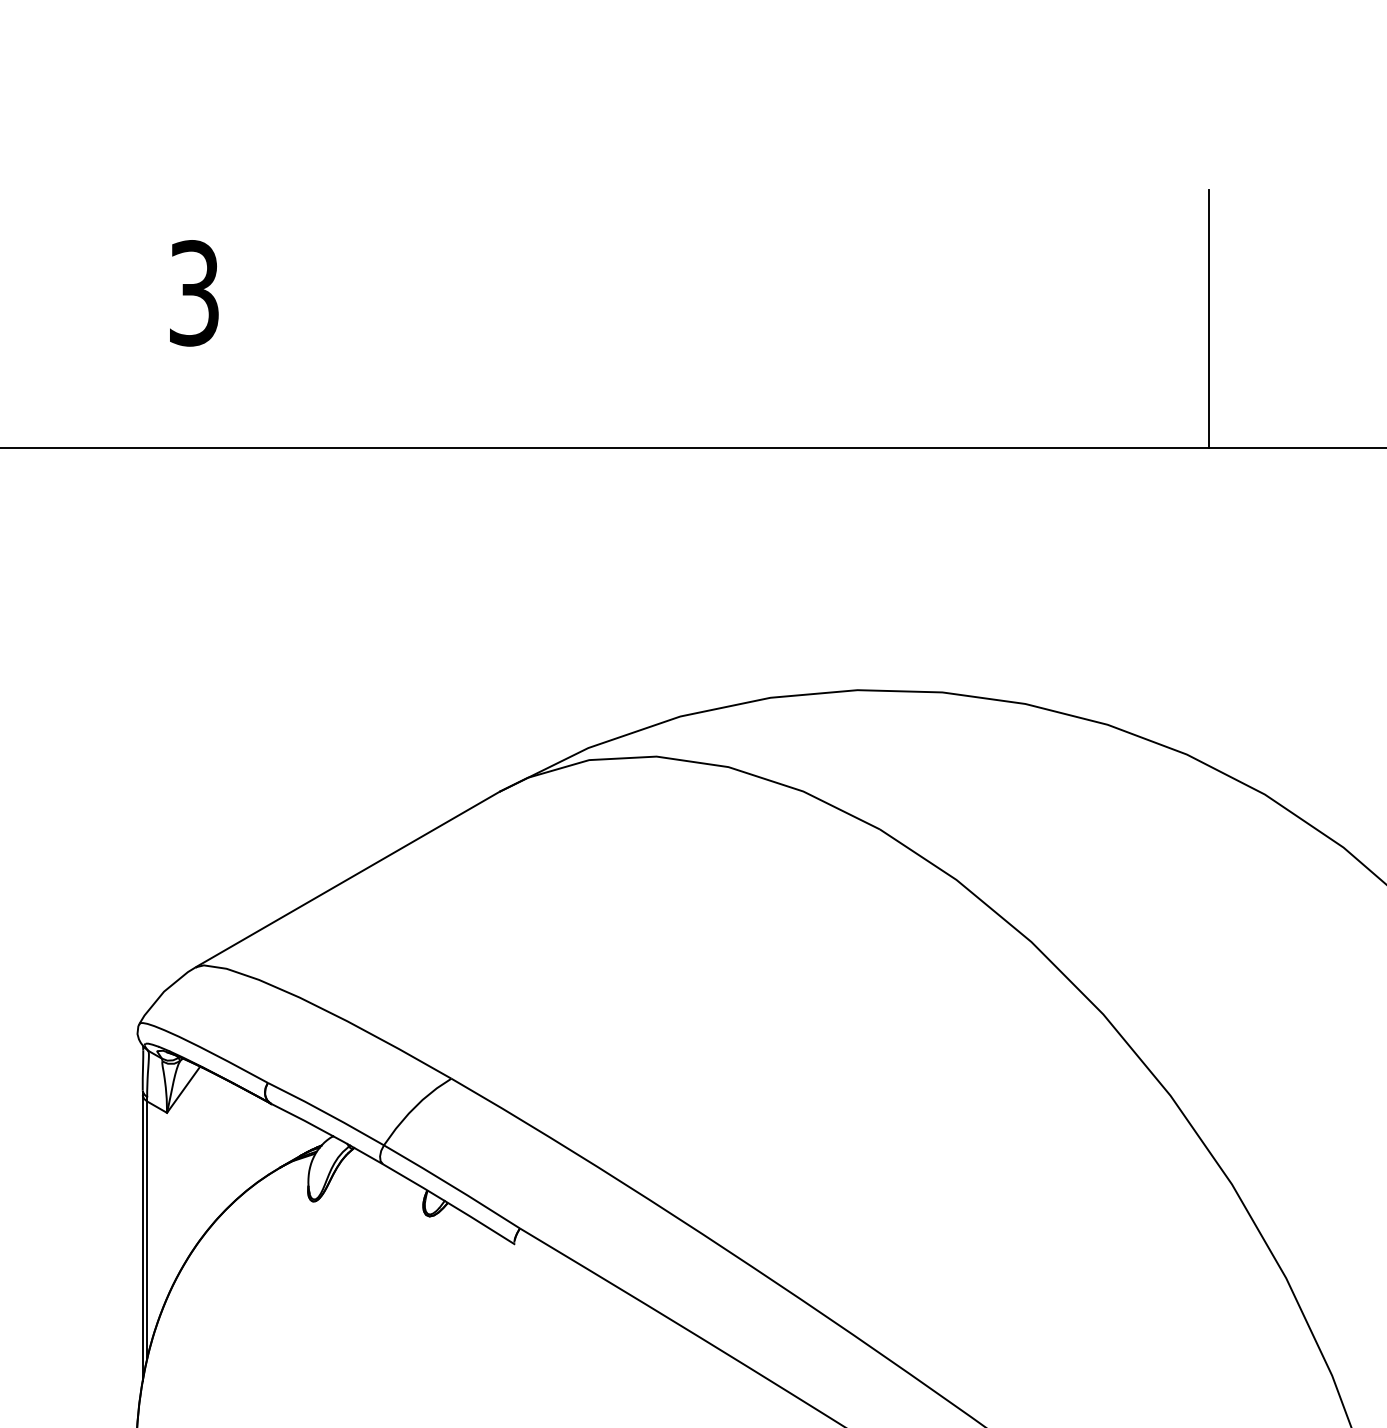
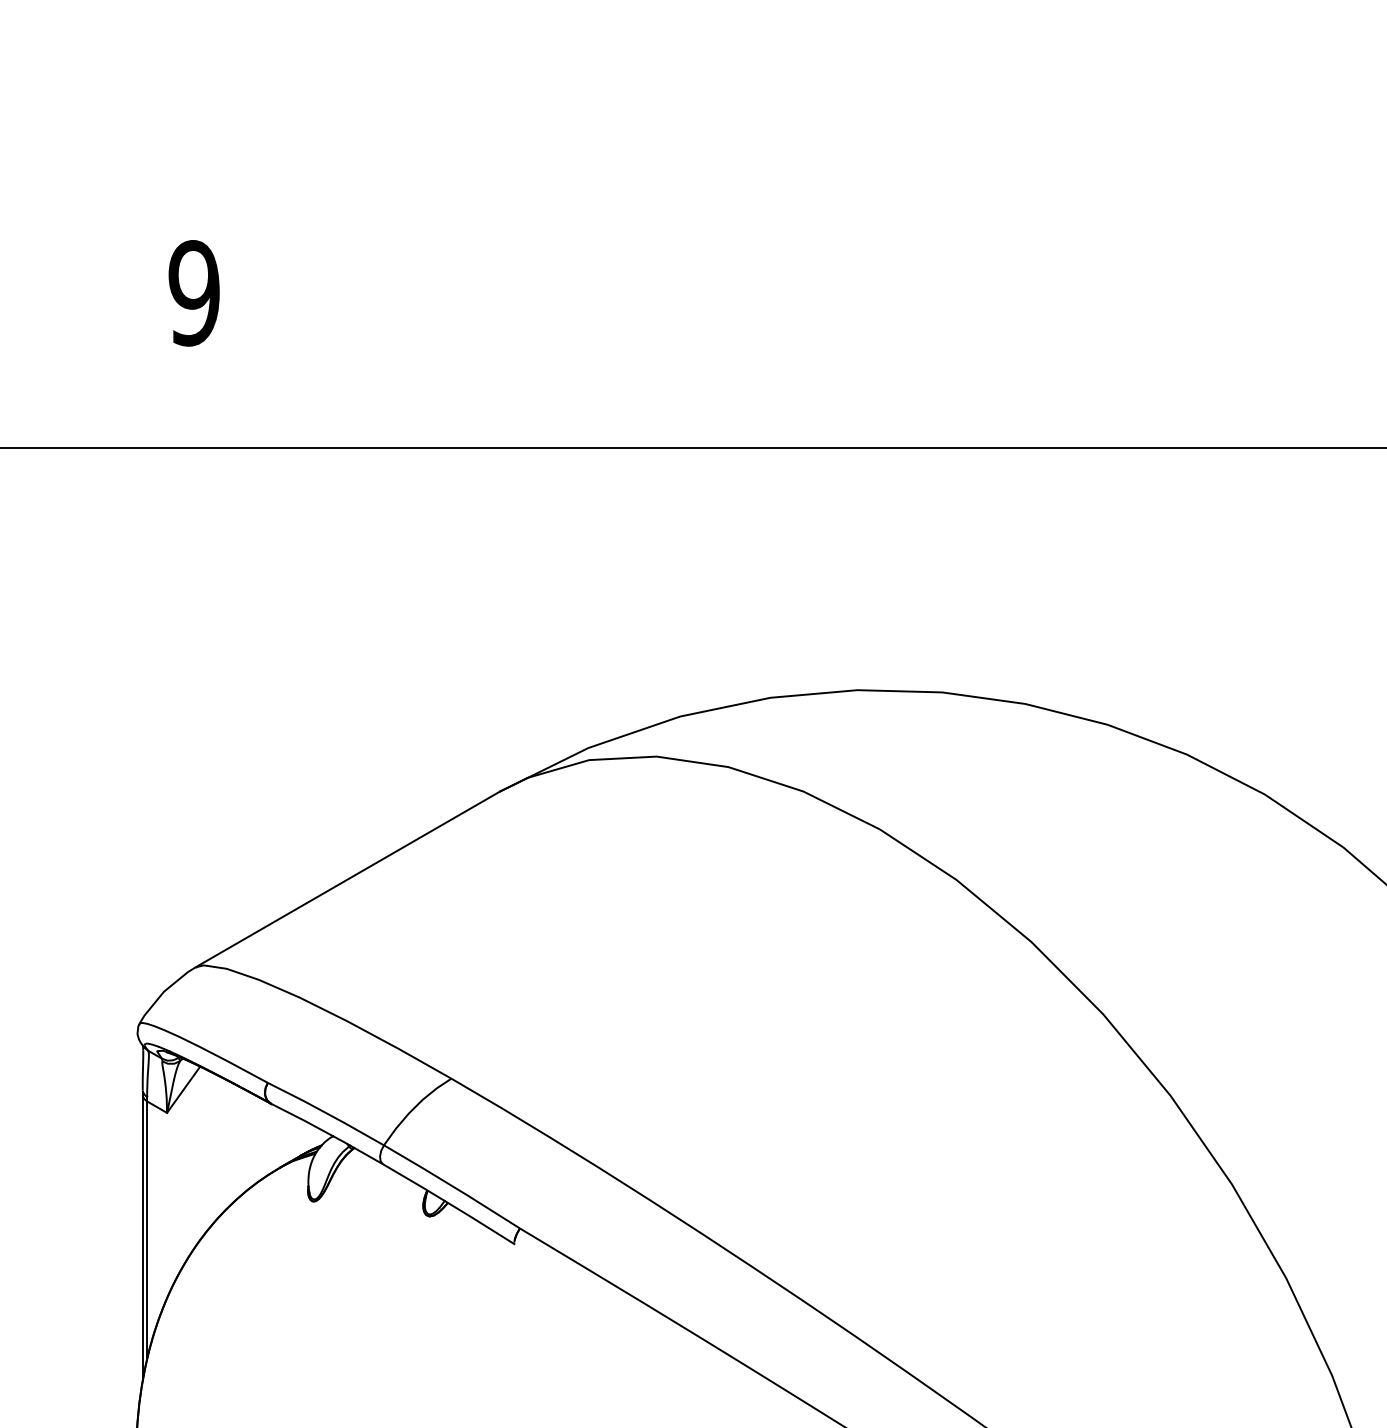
text: 3 -> 9 (193, 293)
line: present -> none (1209, 318)
